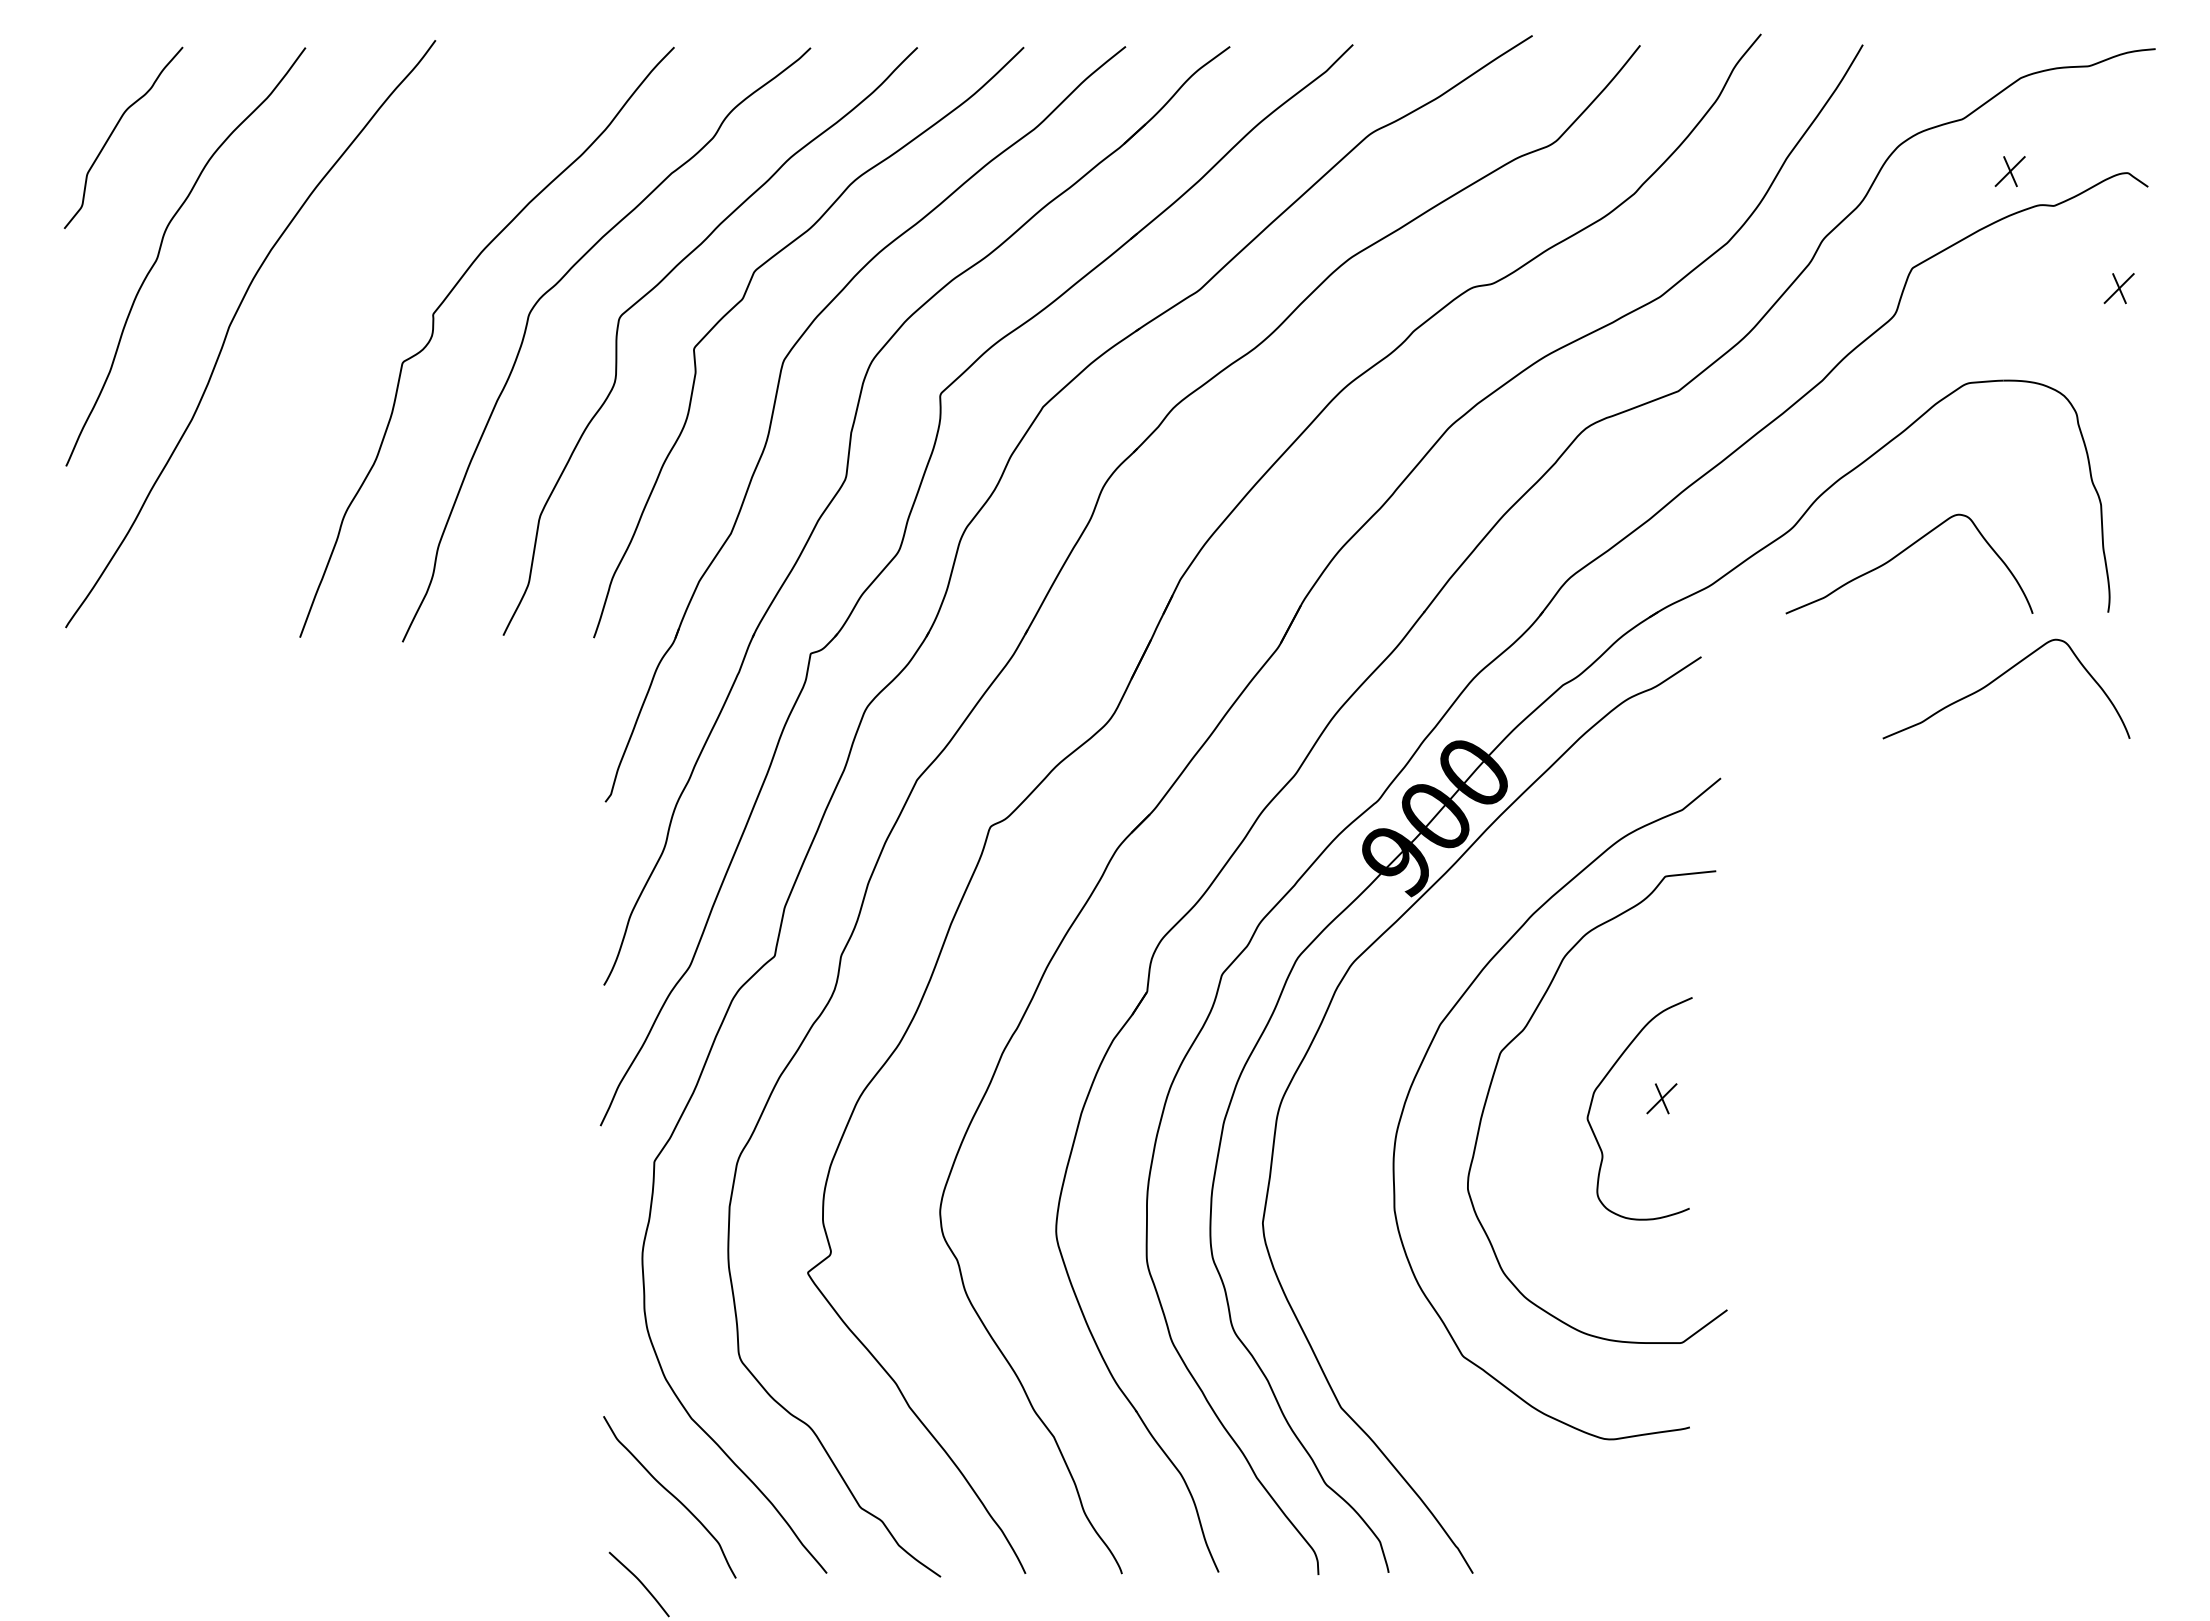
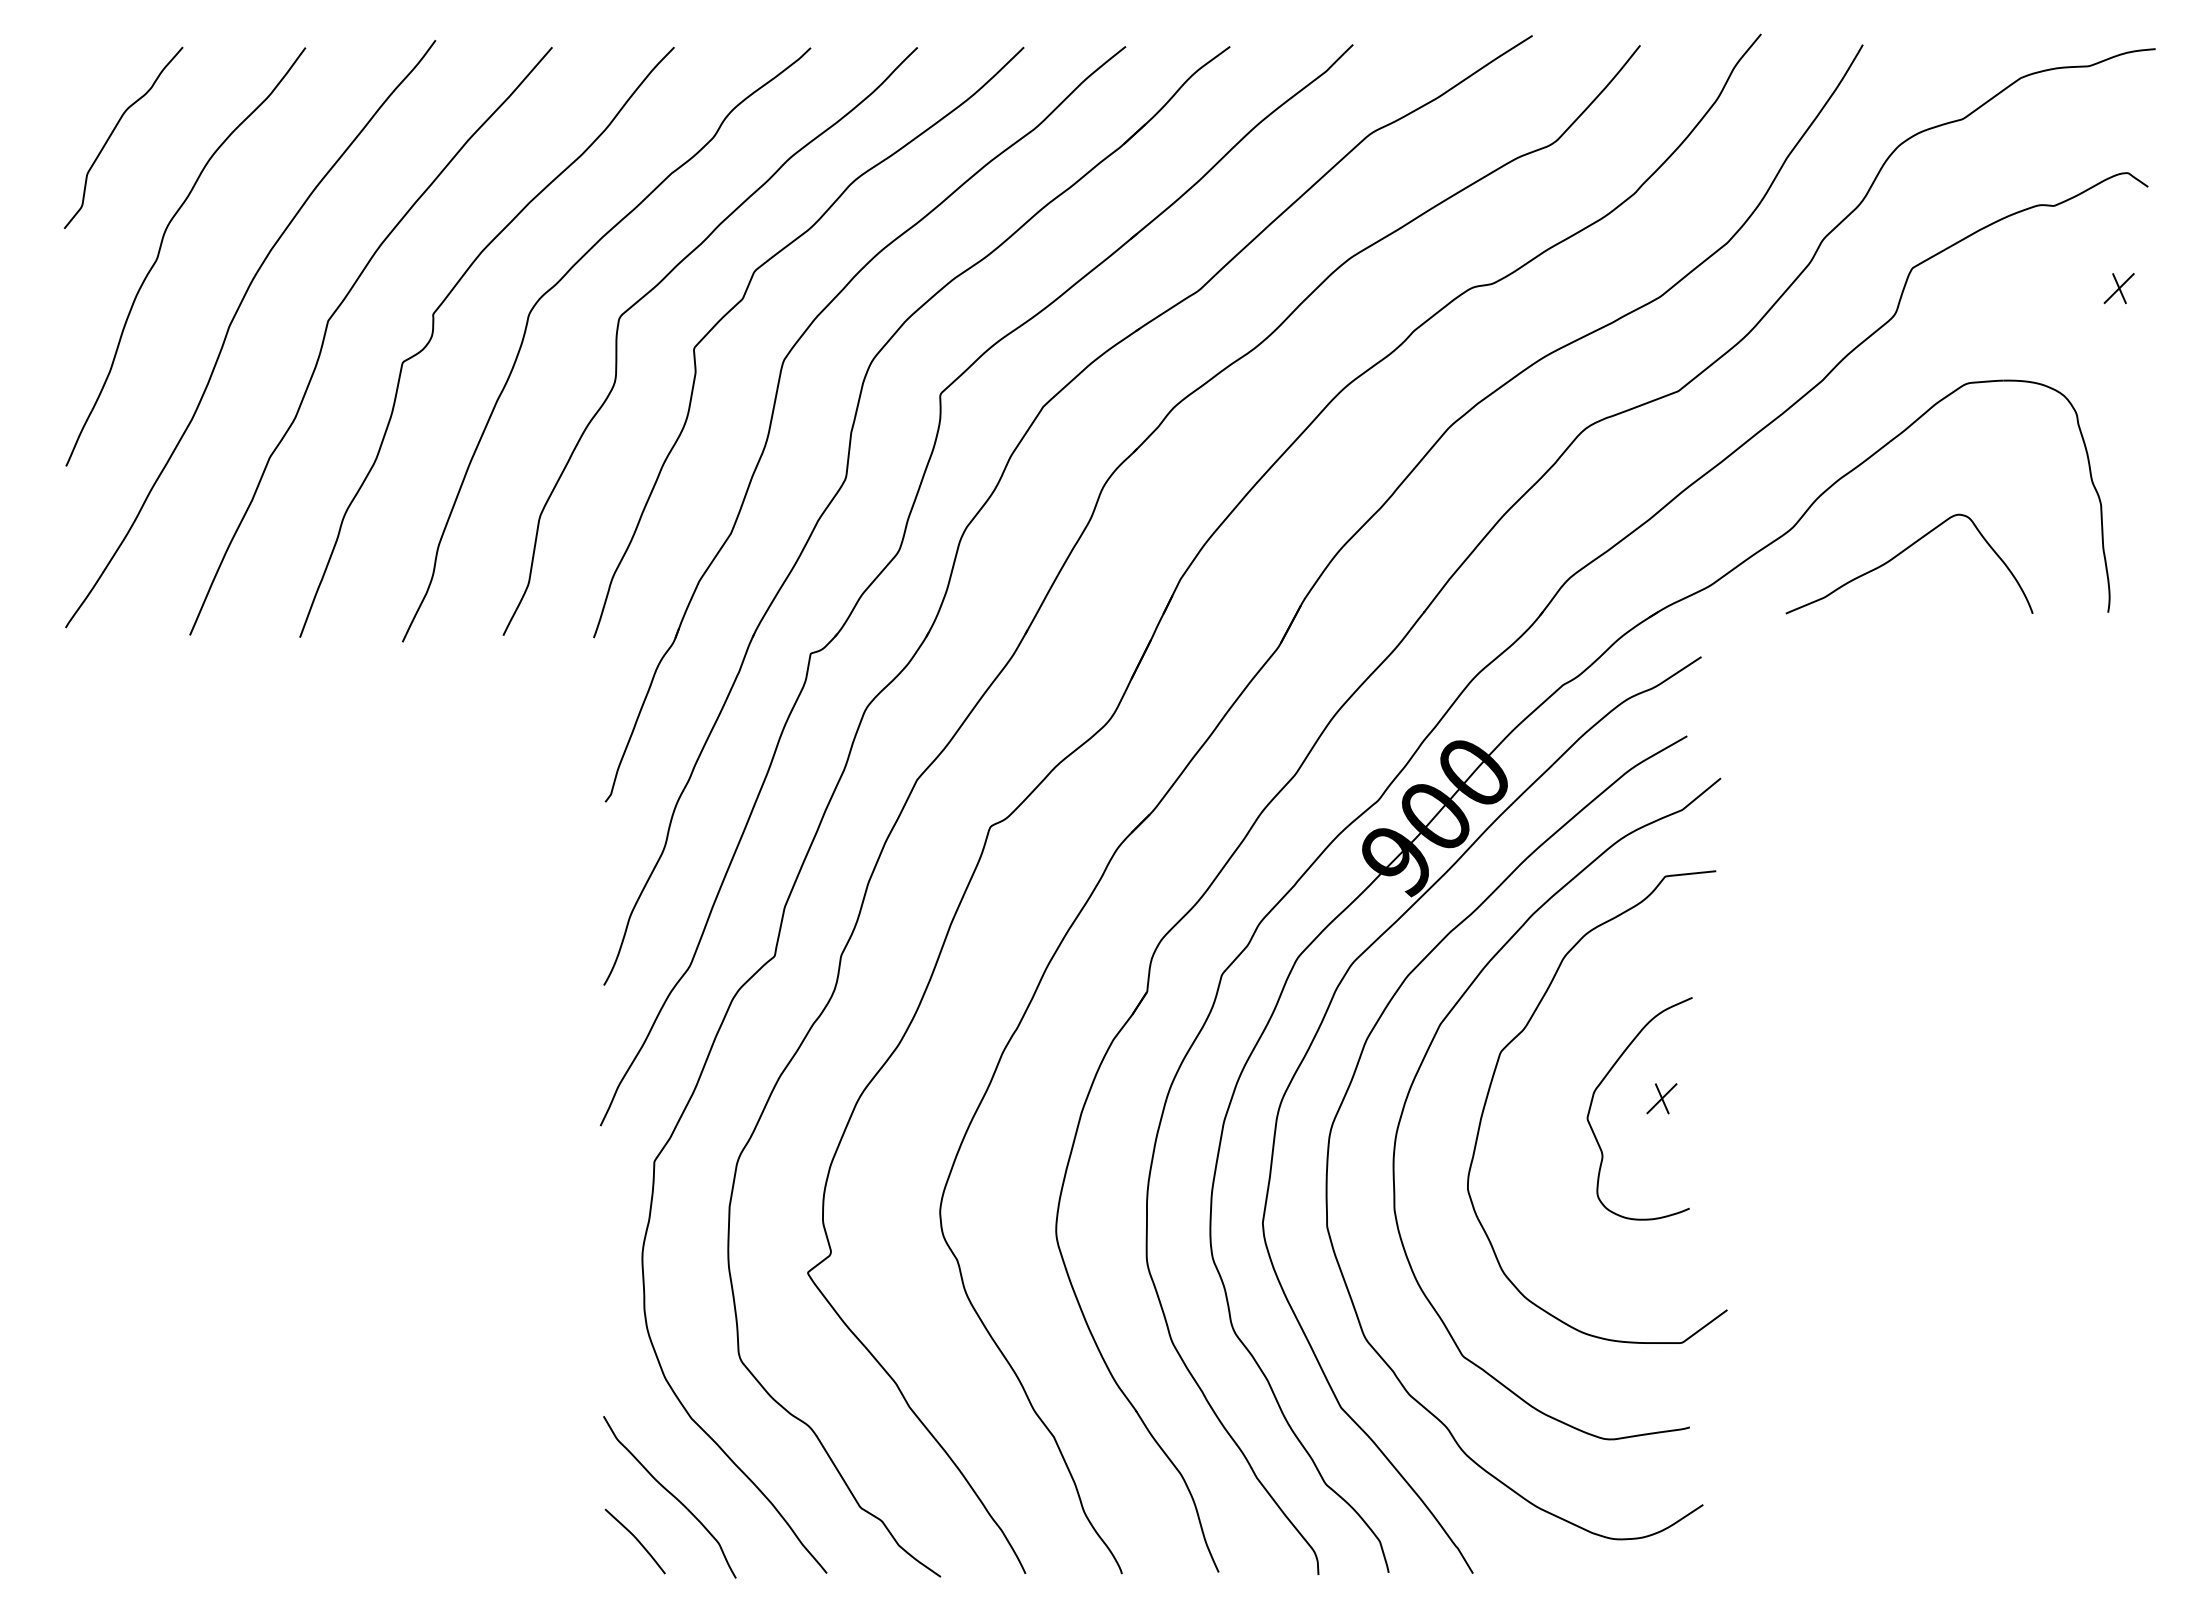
part: present -> none (2009, 171)
curve: none -> present (326, 333)
curve: present -> none (2000, 677)
curve: none -> present (1354, 1076)
curve position: (639, 1582) -> (635, 1539) (635, 1539)
